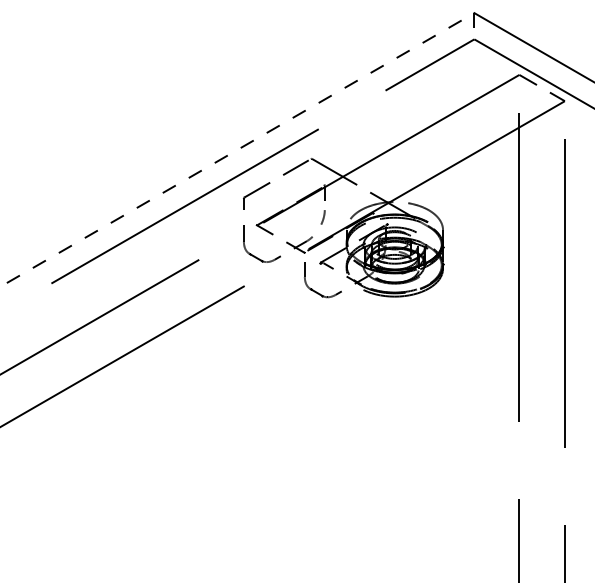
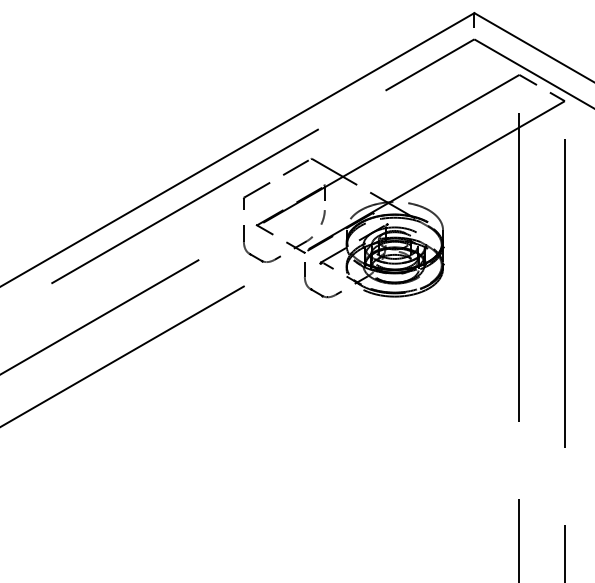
line: dashed -> solid (237, 149)
